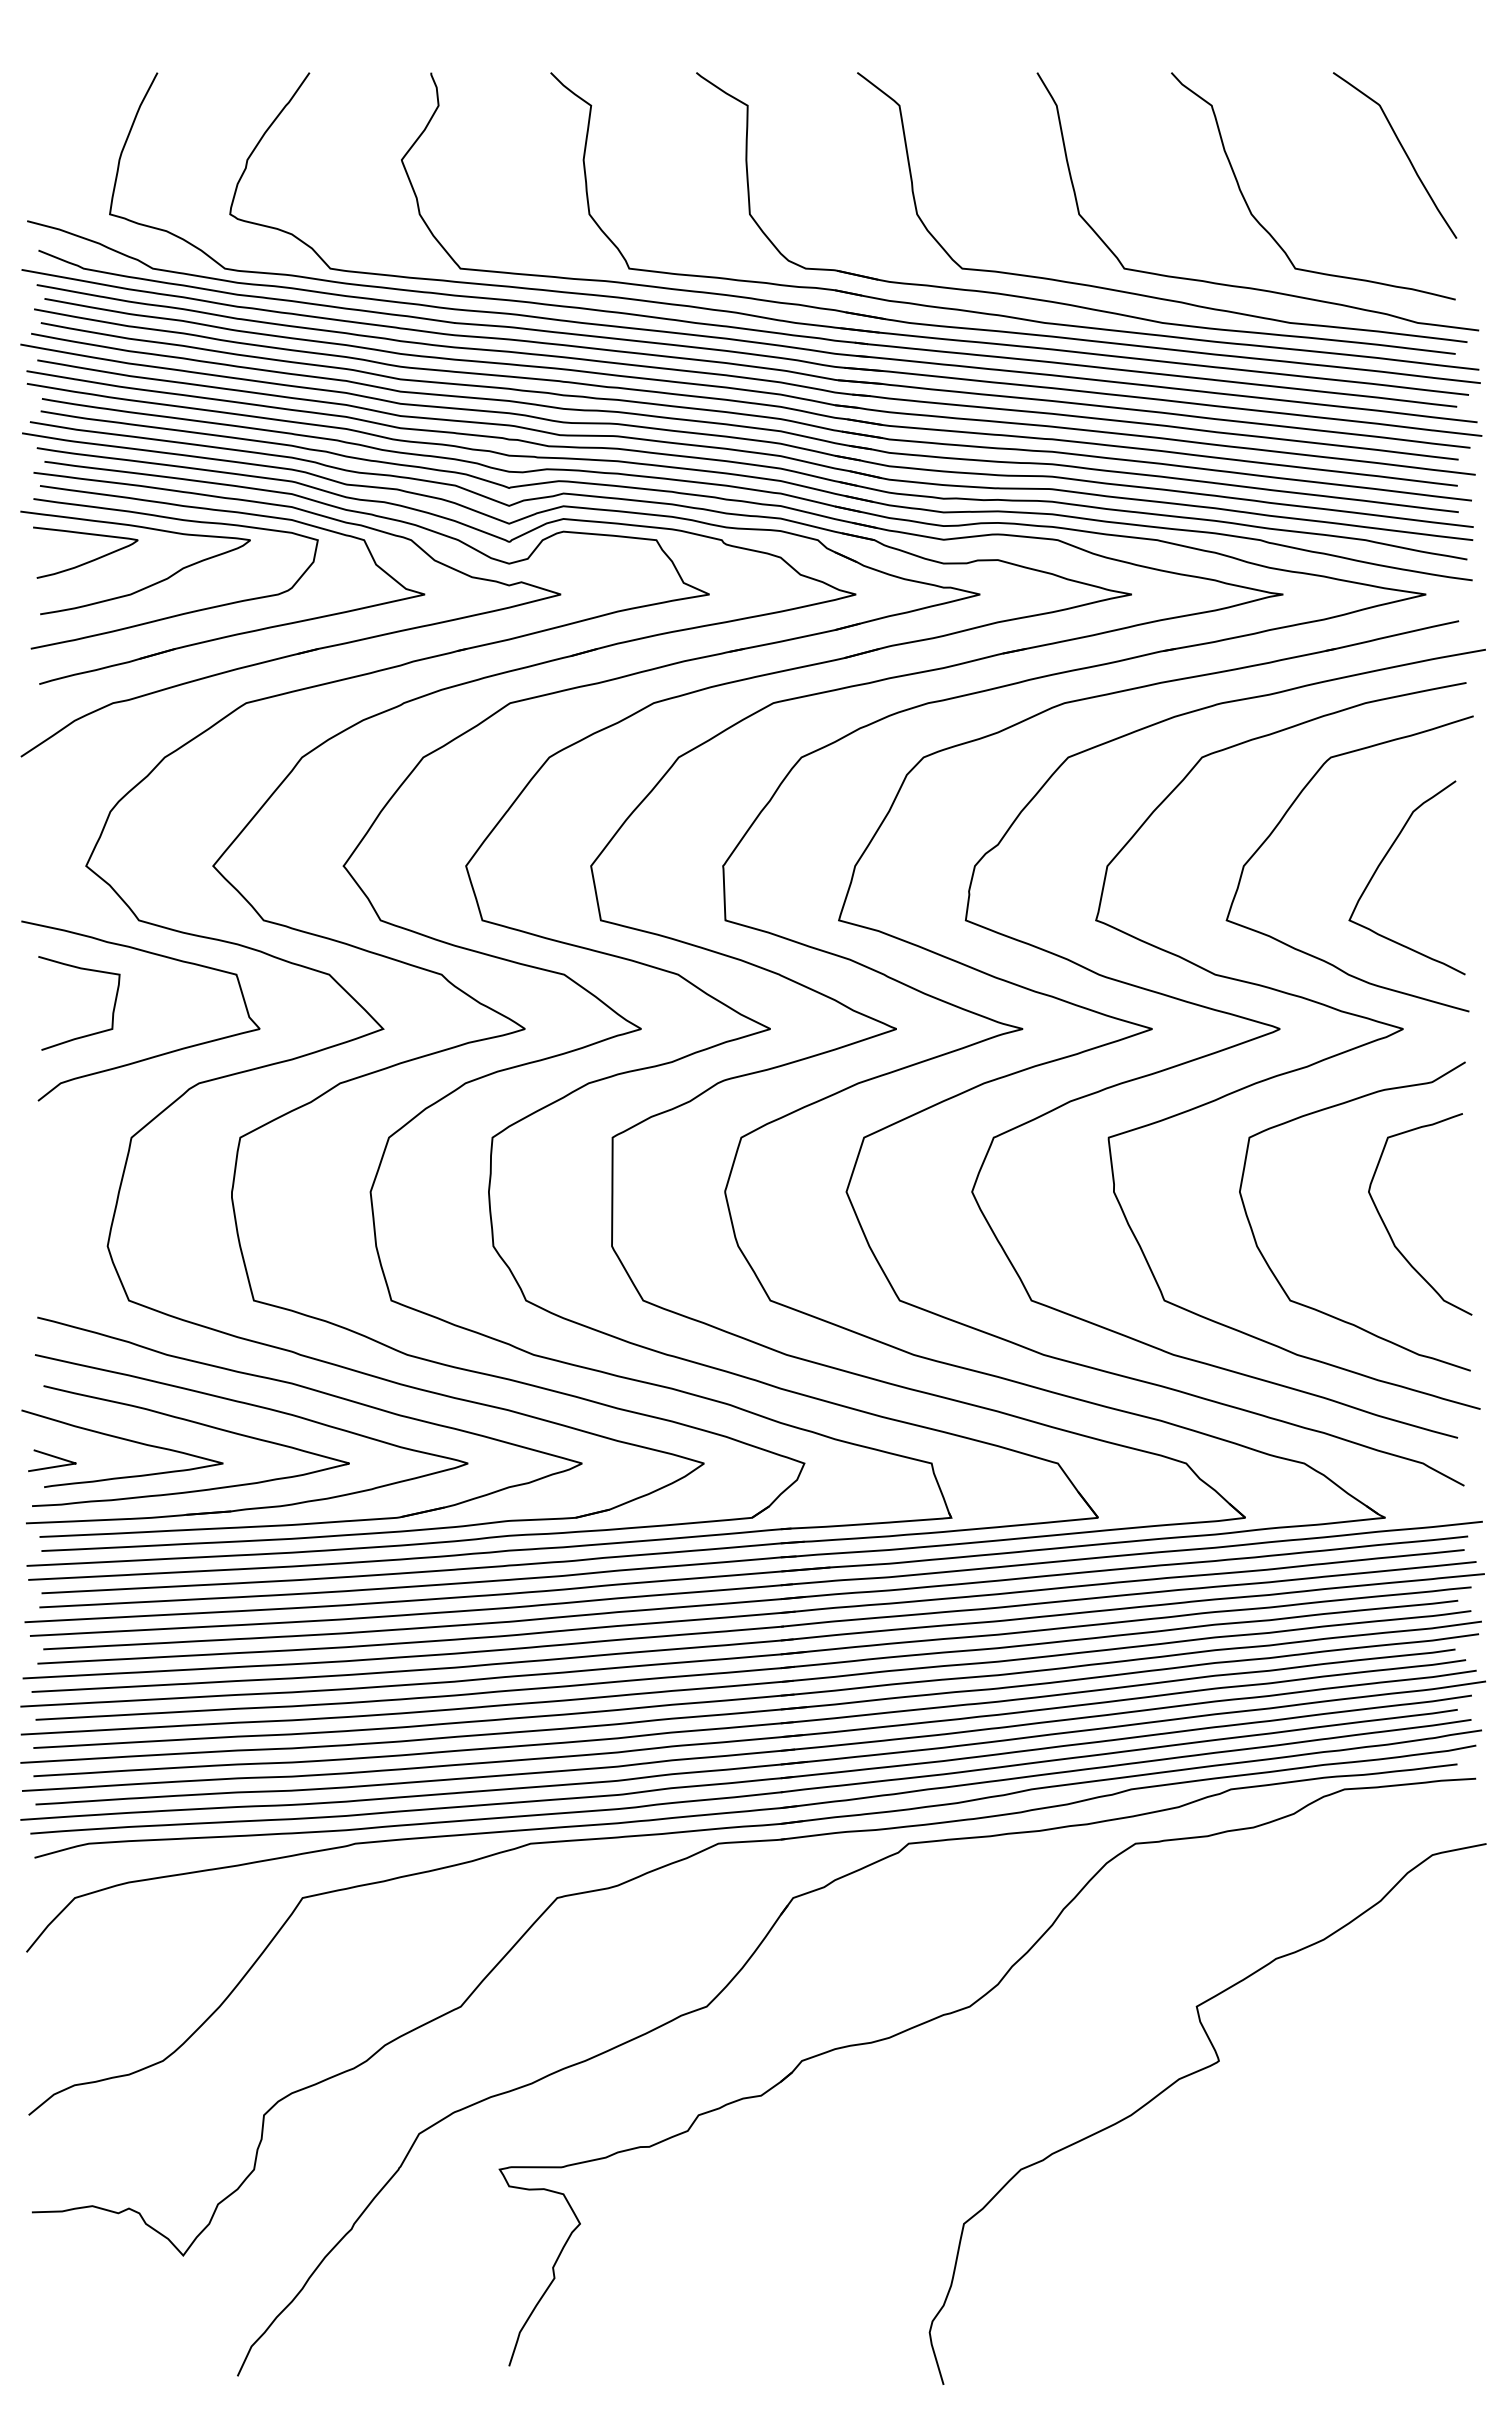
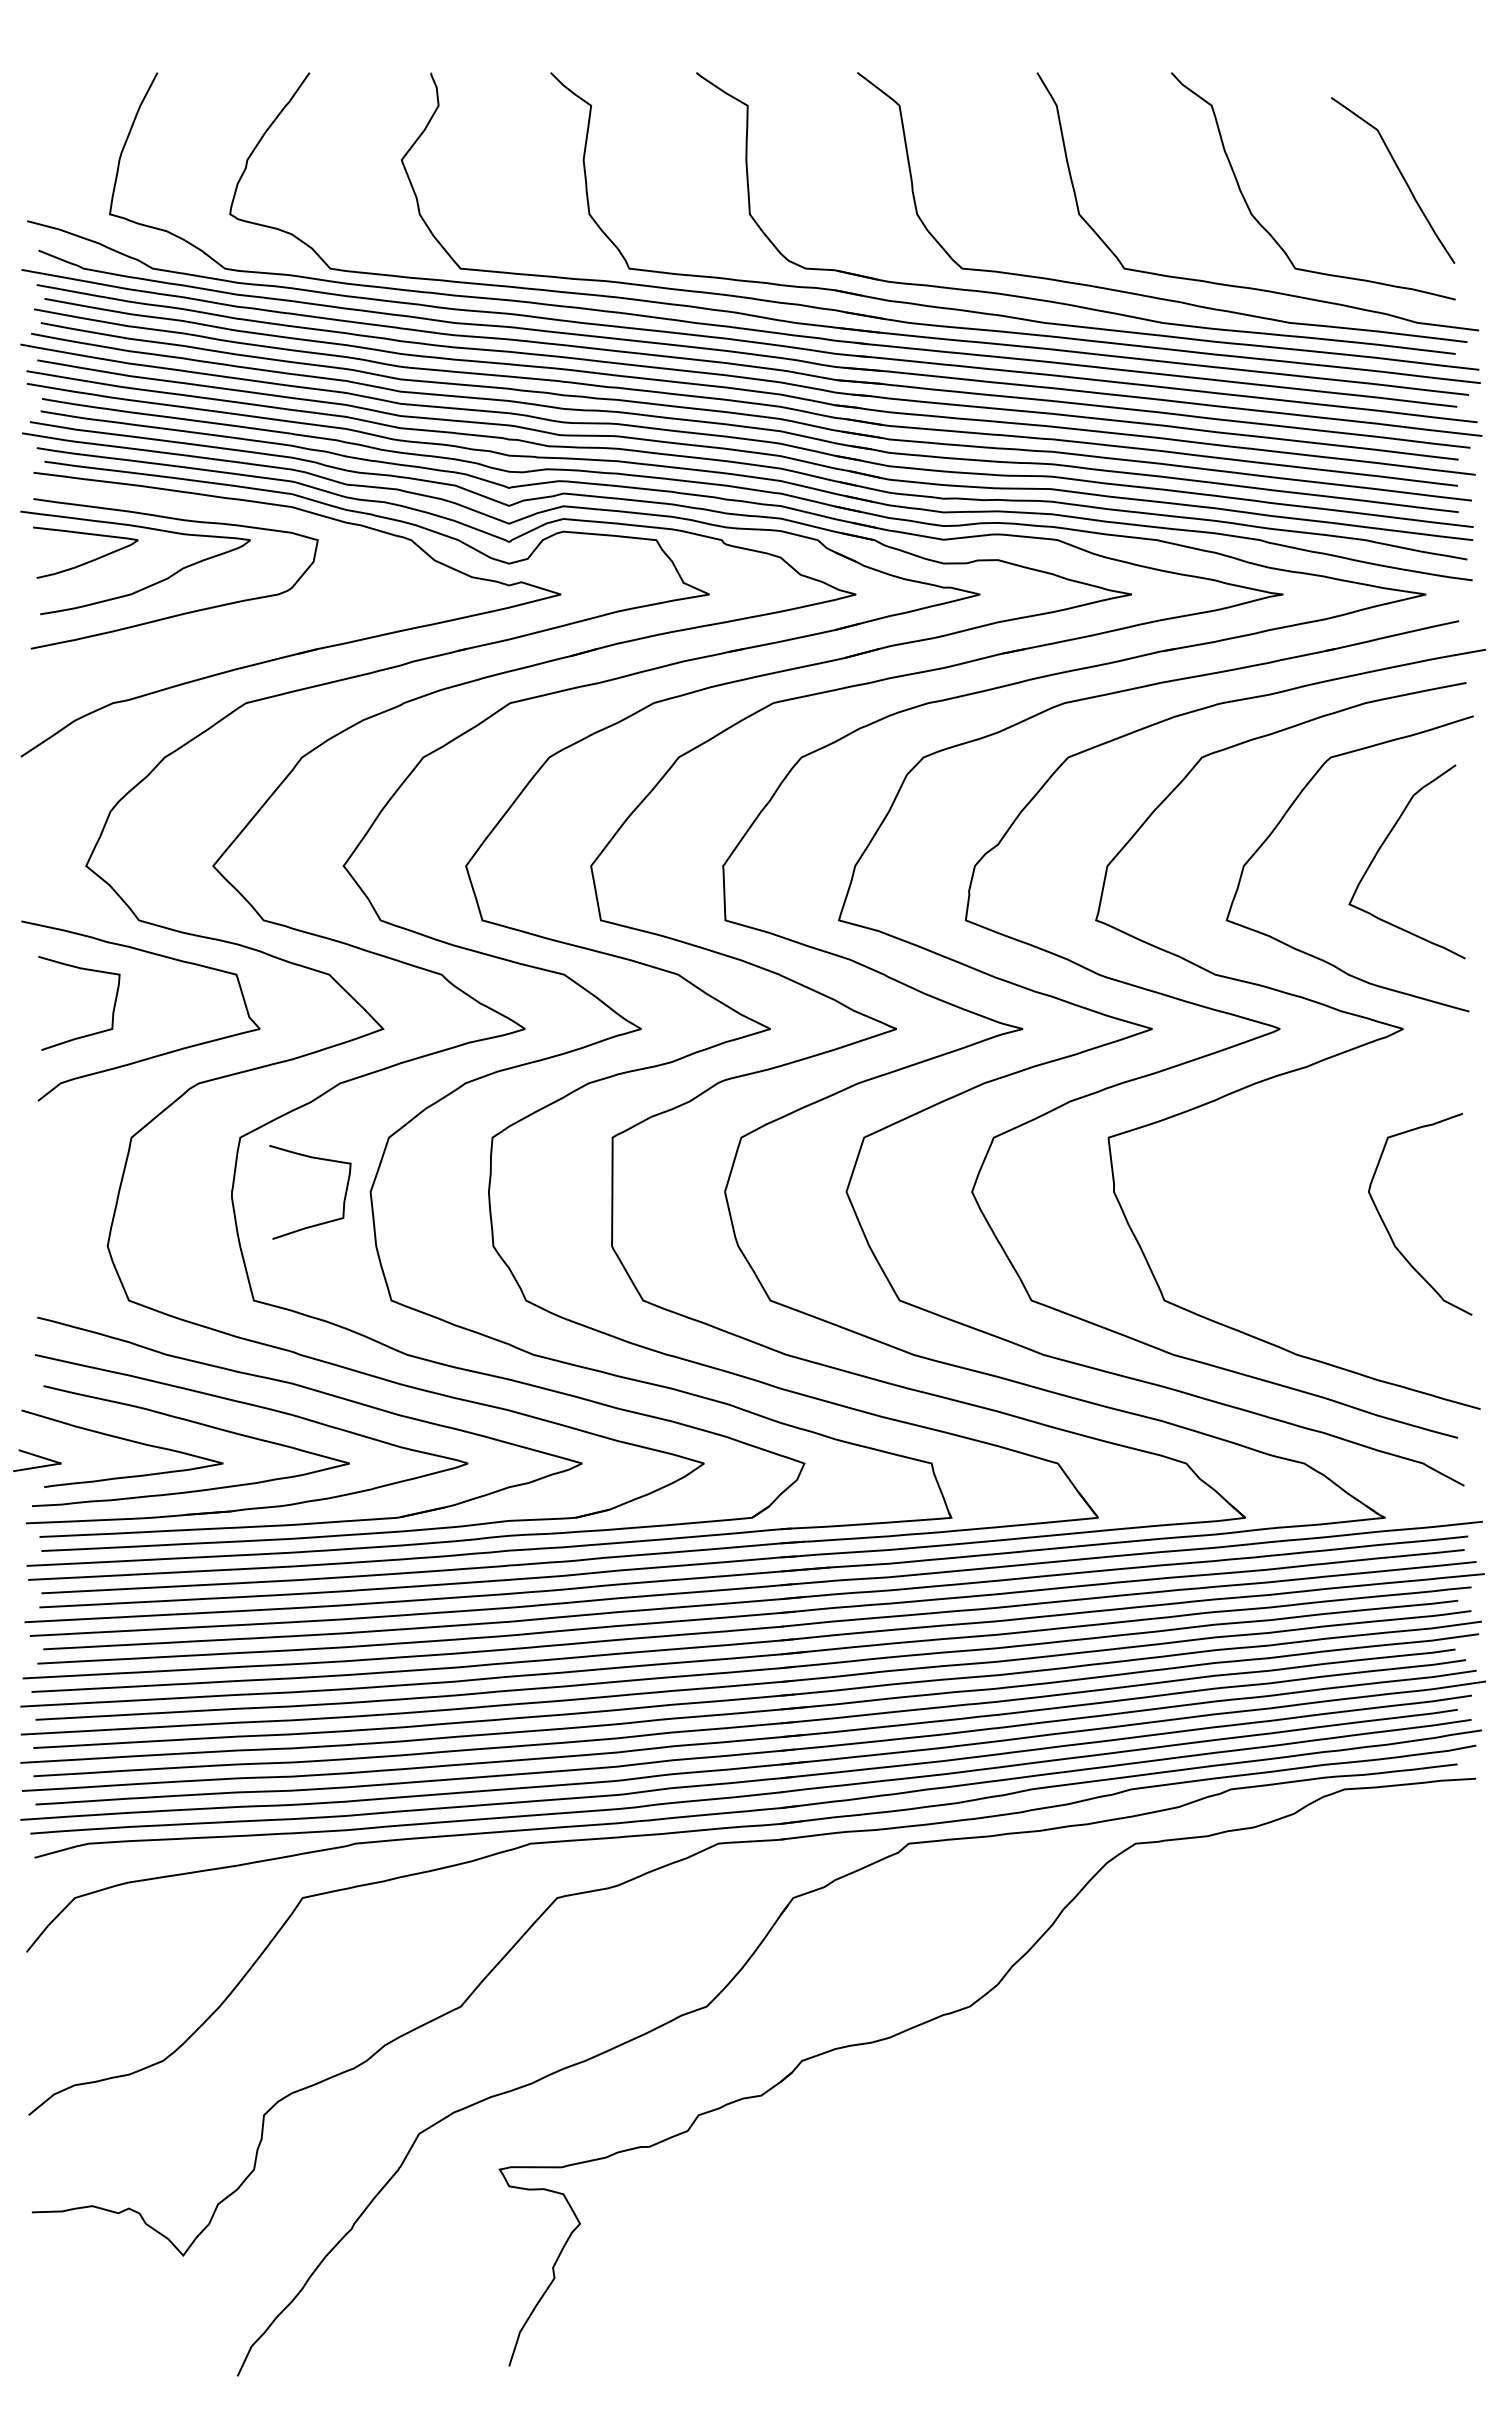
curve position: (1403, 151) -> (1401, 176) (1401, 176)
part: present -> none (240, 632)
curve position: (1382, 862) -> (1382, 846) (1382, 846)
curve: none -> present (318, 1223)
curve: present -> none (1268, 1263)
curve position: (53, 1457) -> (38, 1457) (38, 1457)
curve: present -> none (1193, 2074)
